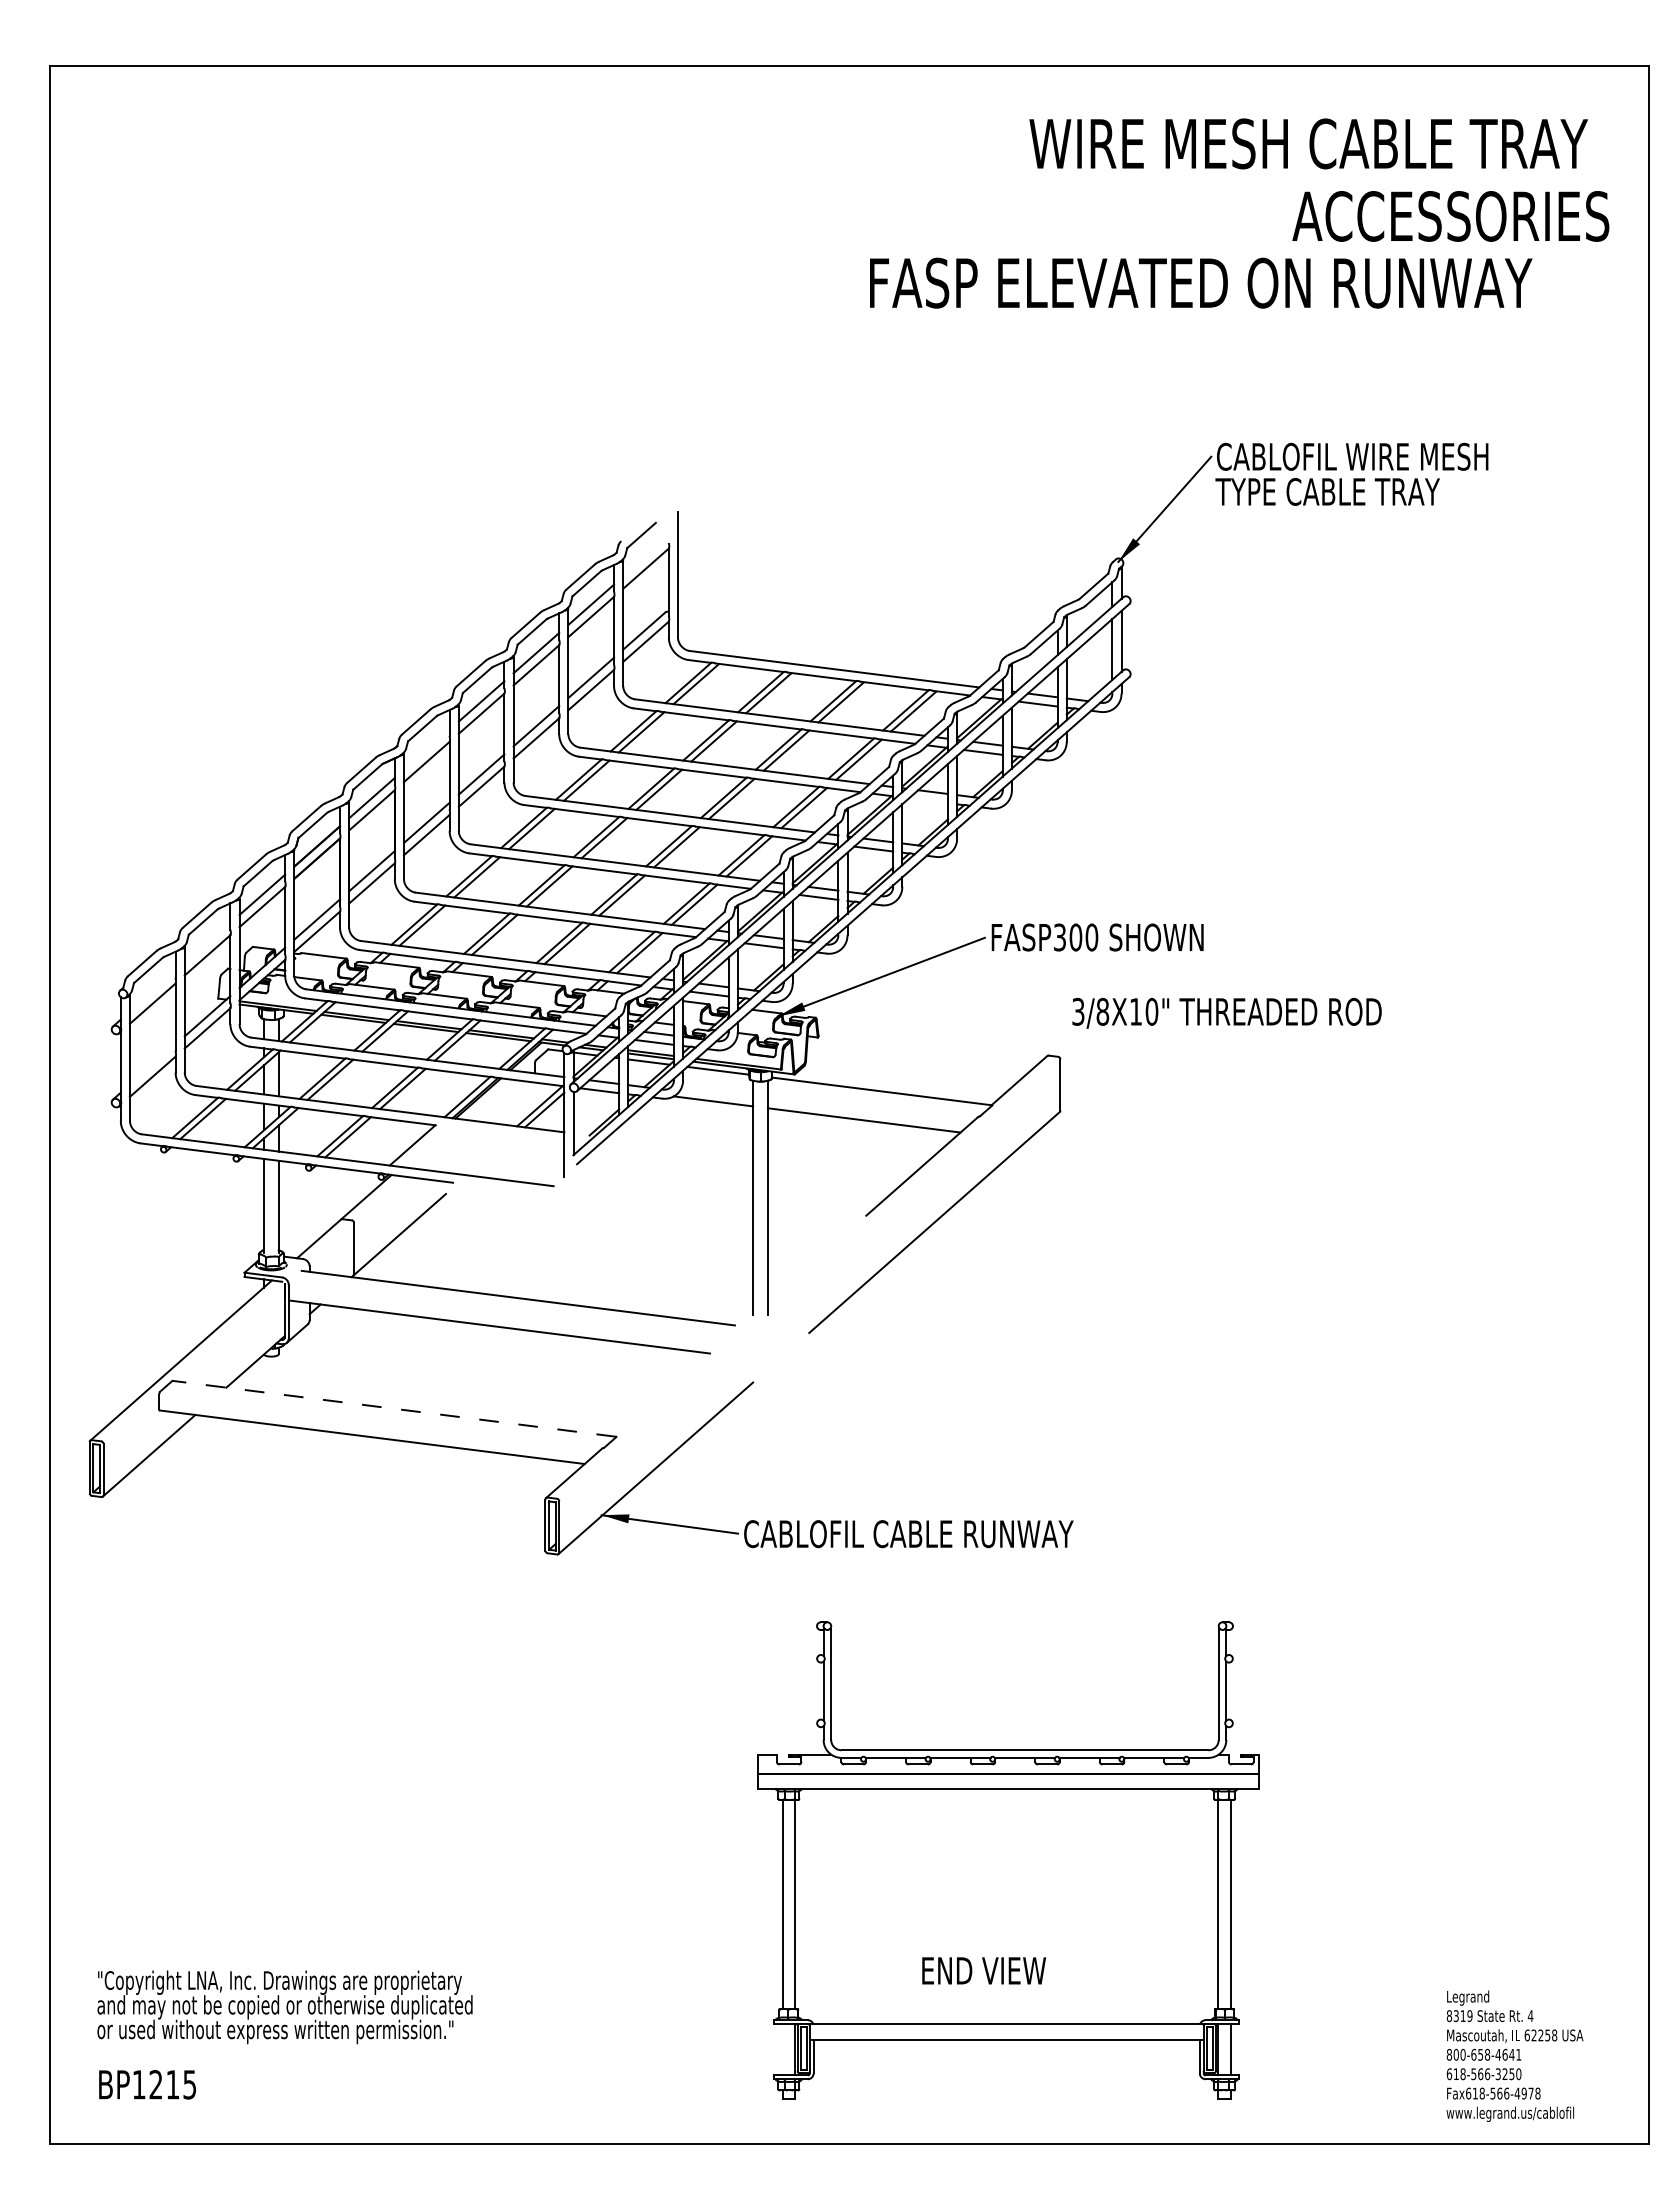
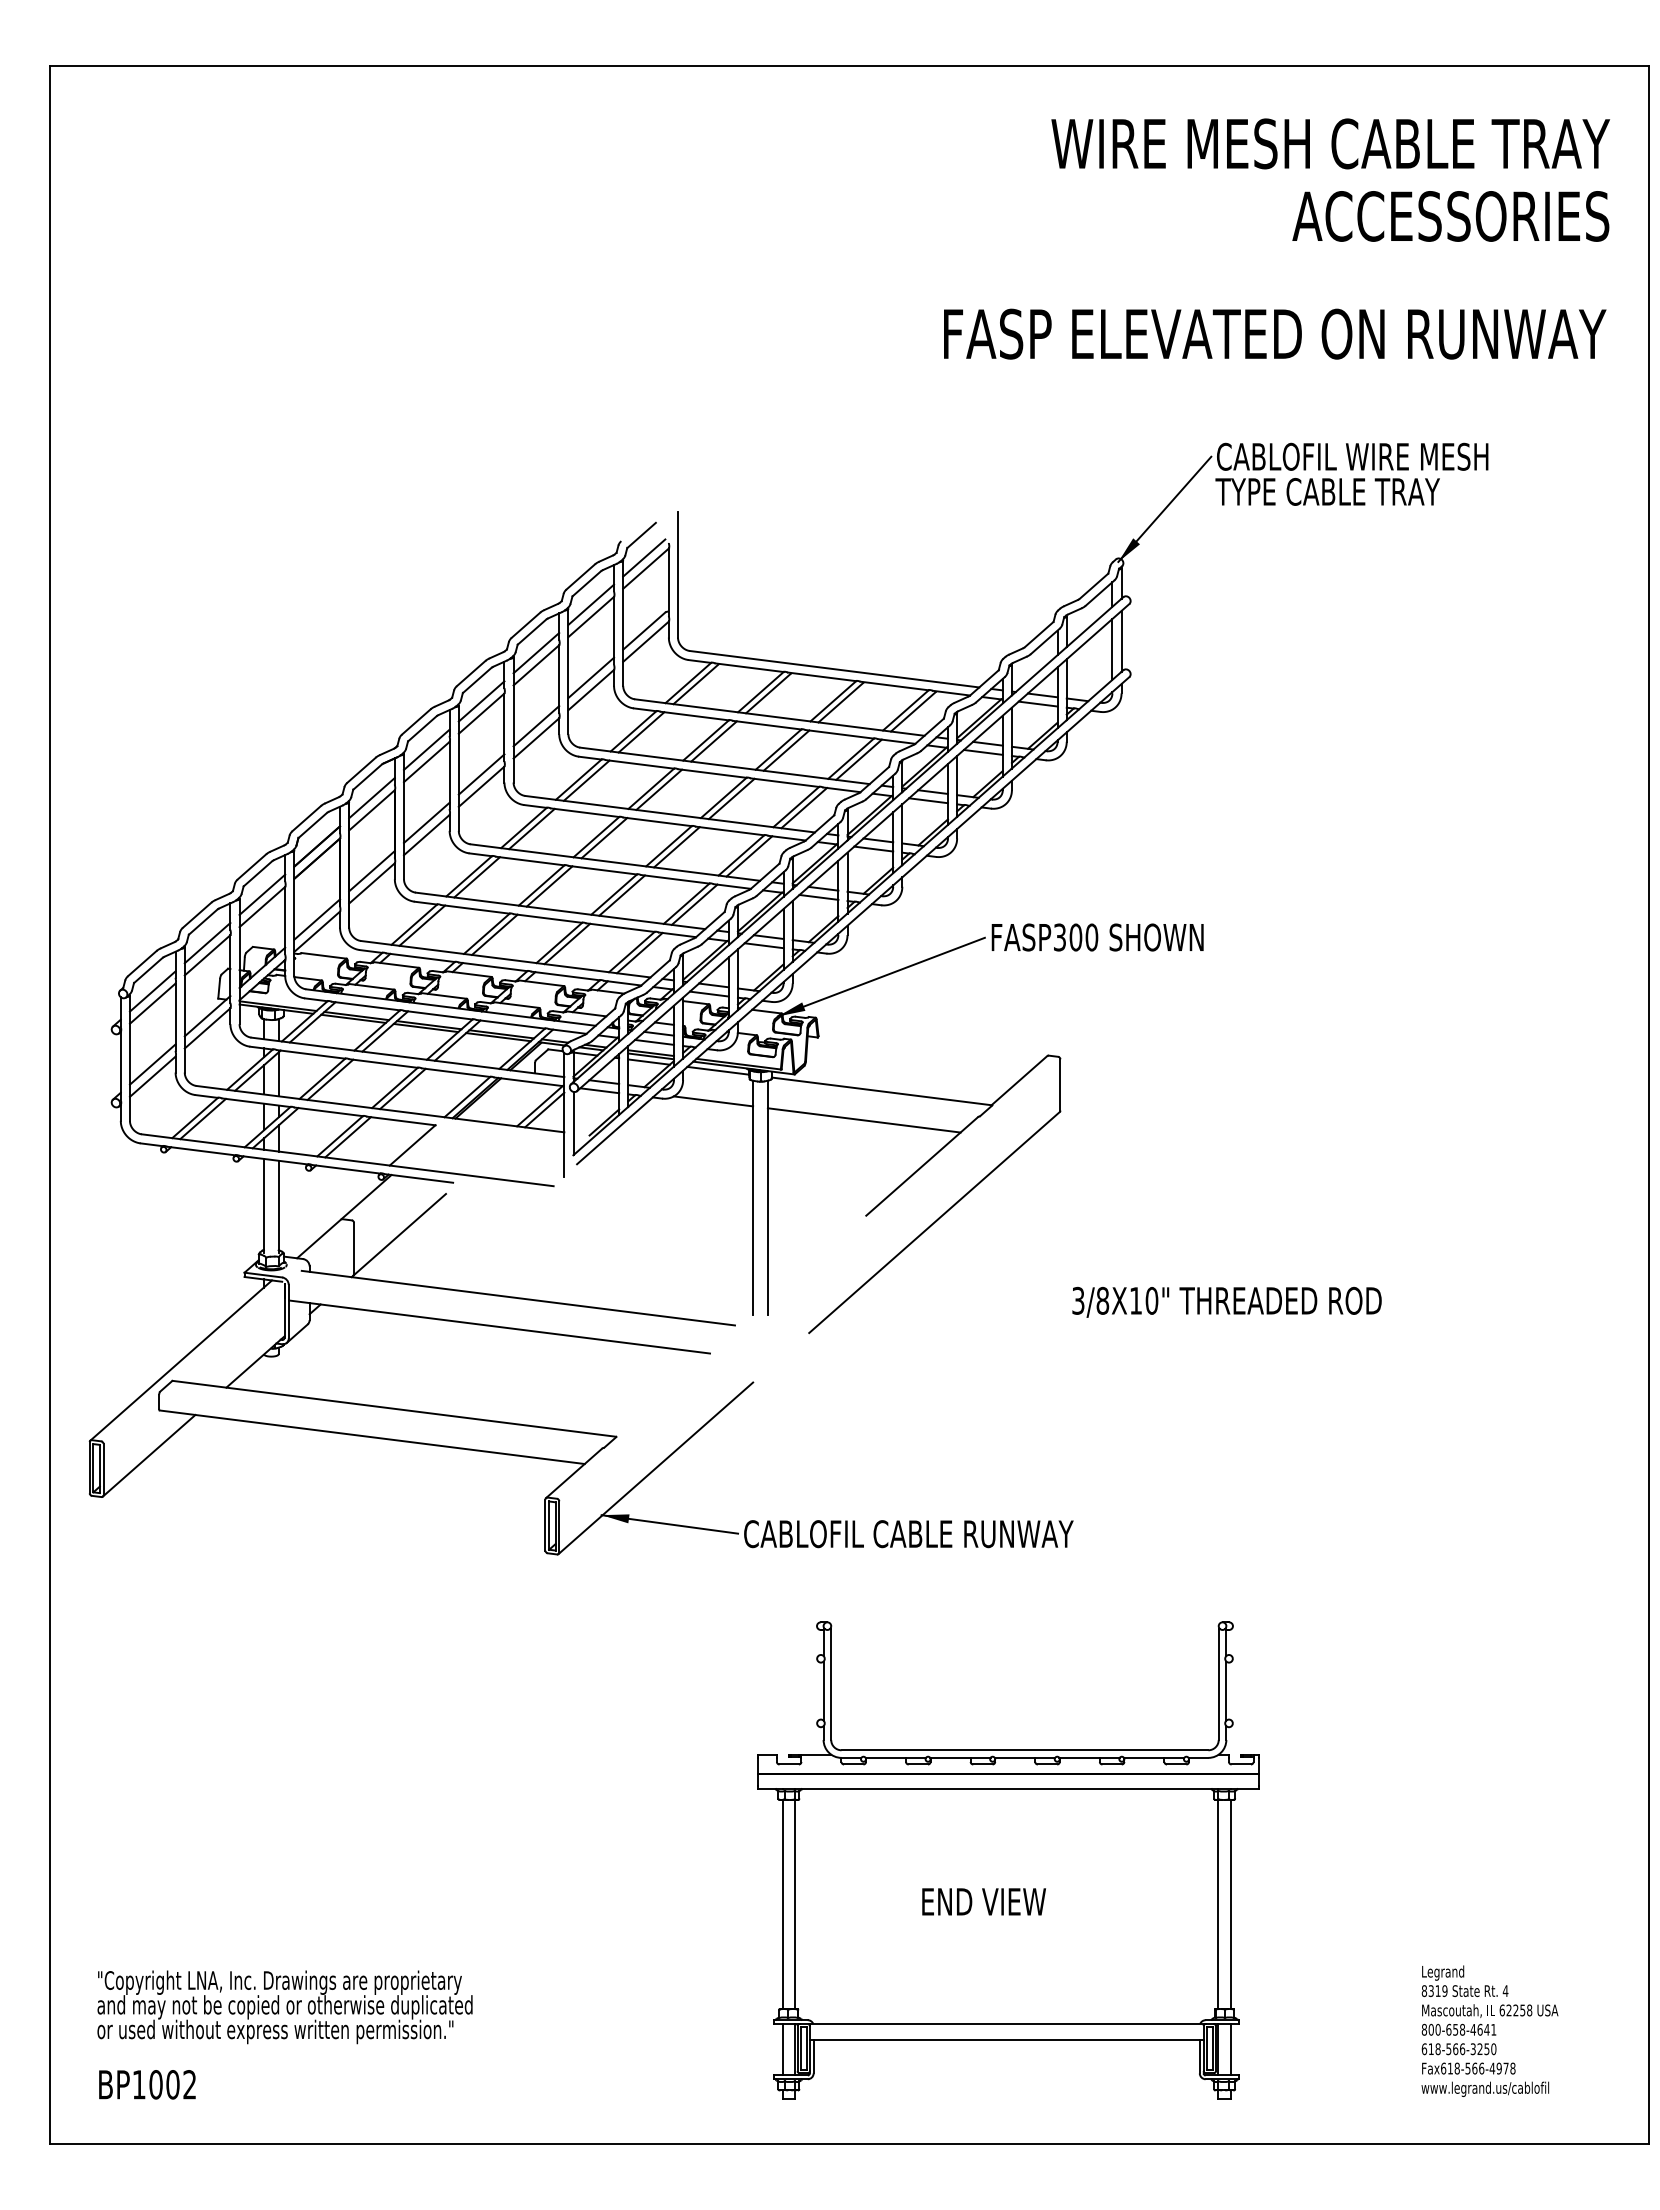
text position: (1308, 143) -> (1330, 143) (1330, 143)
text position: (1201, 282) -> (1275, 333) (1275, 333)
line: none -> present (644, 557)
line: none -> present (426, 749)
line: none -> present (928, 800)
line: none -> present (207, 943)
line: none -> present (152, 991)
text position: (1226, 1012) -> (1226, 1301) (1226, 1301)
line: none -> present (152, 1064)
line: dashed -> solid (393, 1408)
text position: (983, 1970) -> (983, 1901) (983, 1901)
line: none -> present (782, 2049)
text position: (1514, 2055) -> (1489, 2030) (1489, 2030)
text: BP1215 -> BP1002 (172, 2084)
